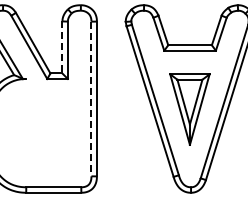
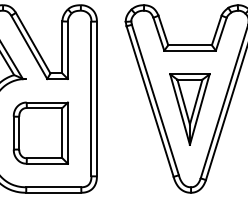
line: dashed -> solid (62, 47)
line: dashed -> solid (91, 99)
part: none -> present (40, 132)
